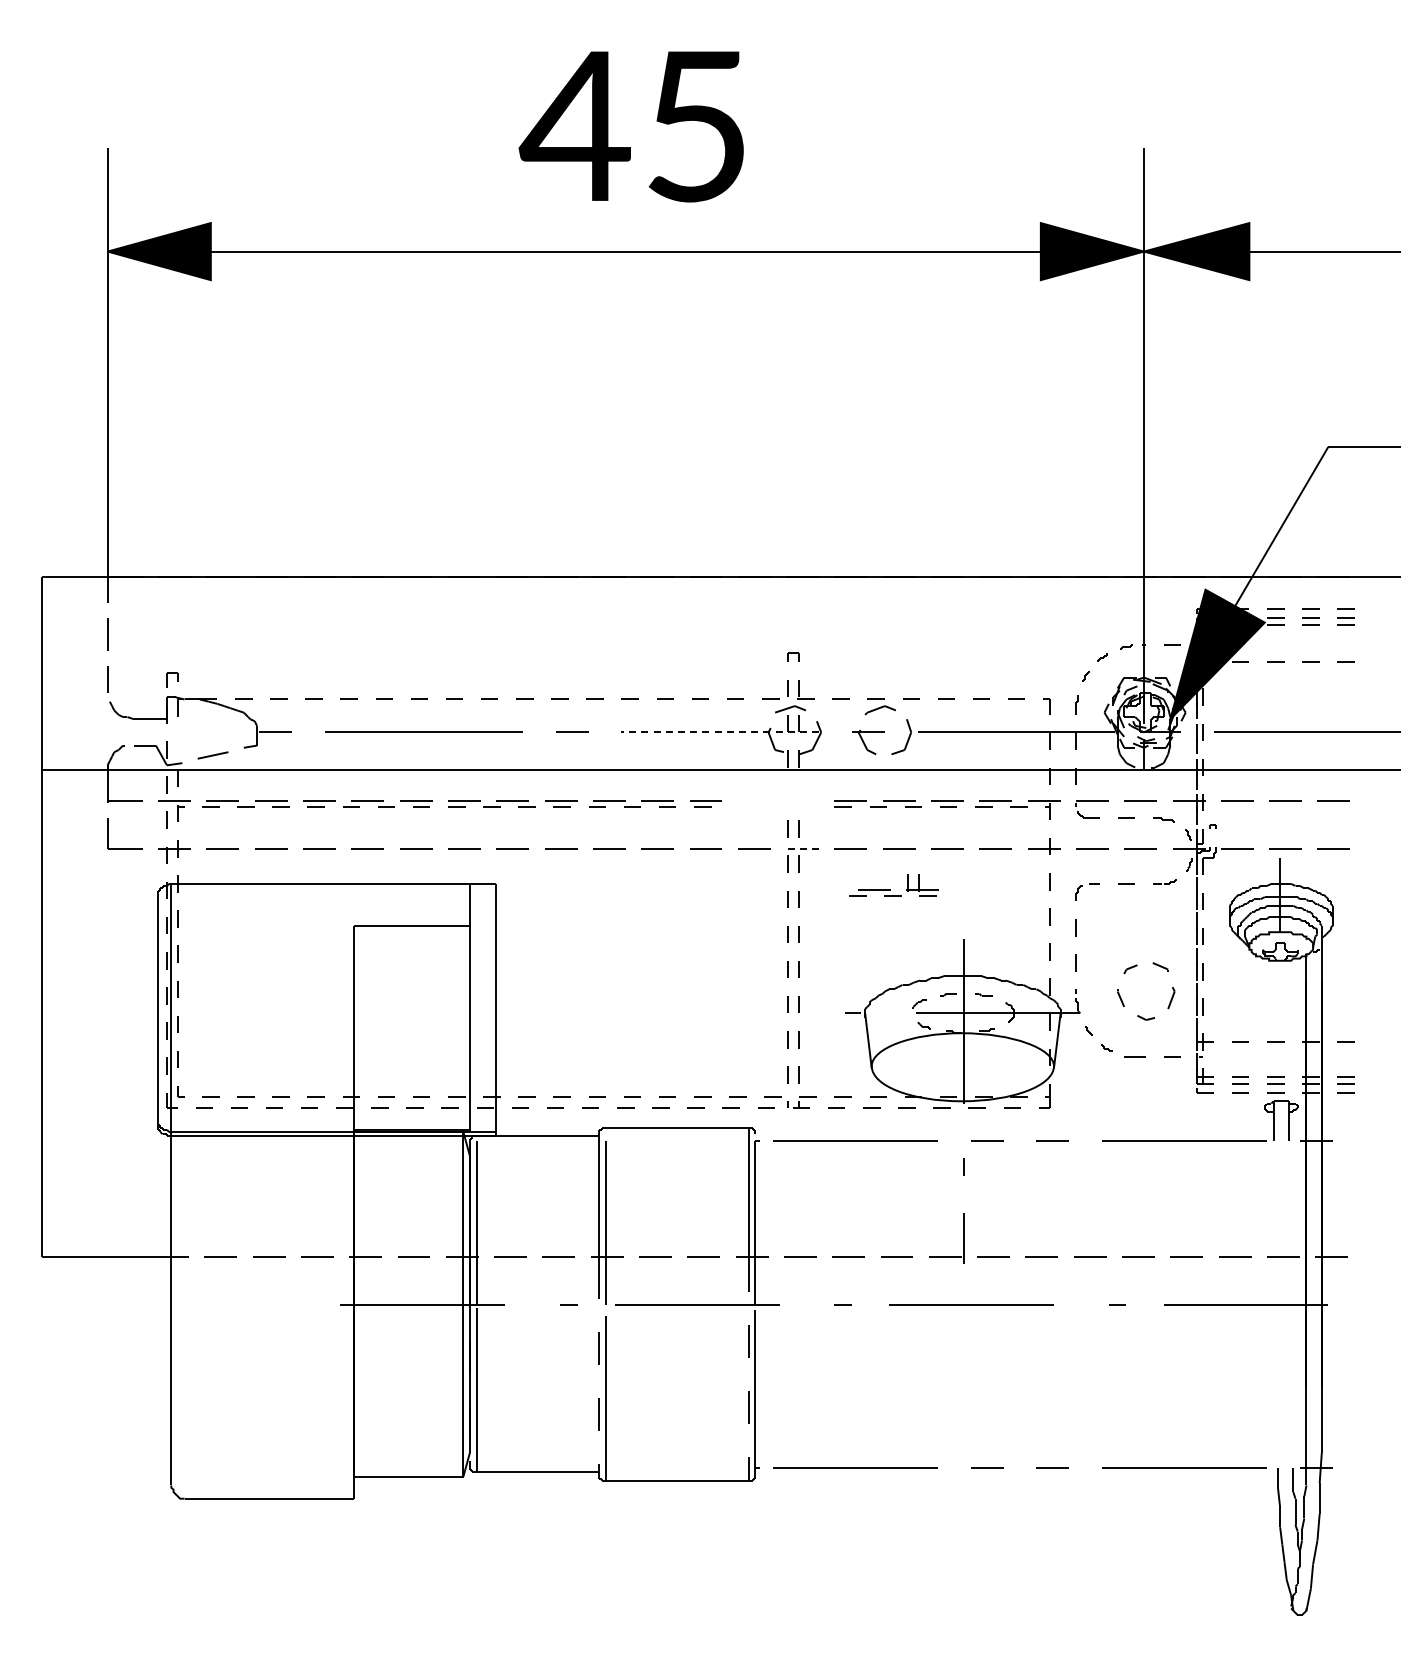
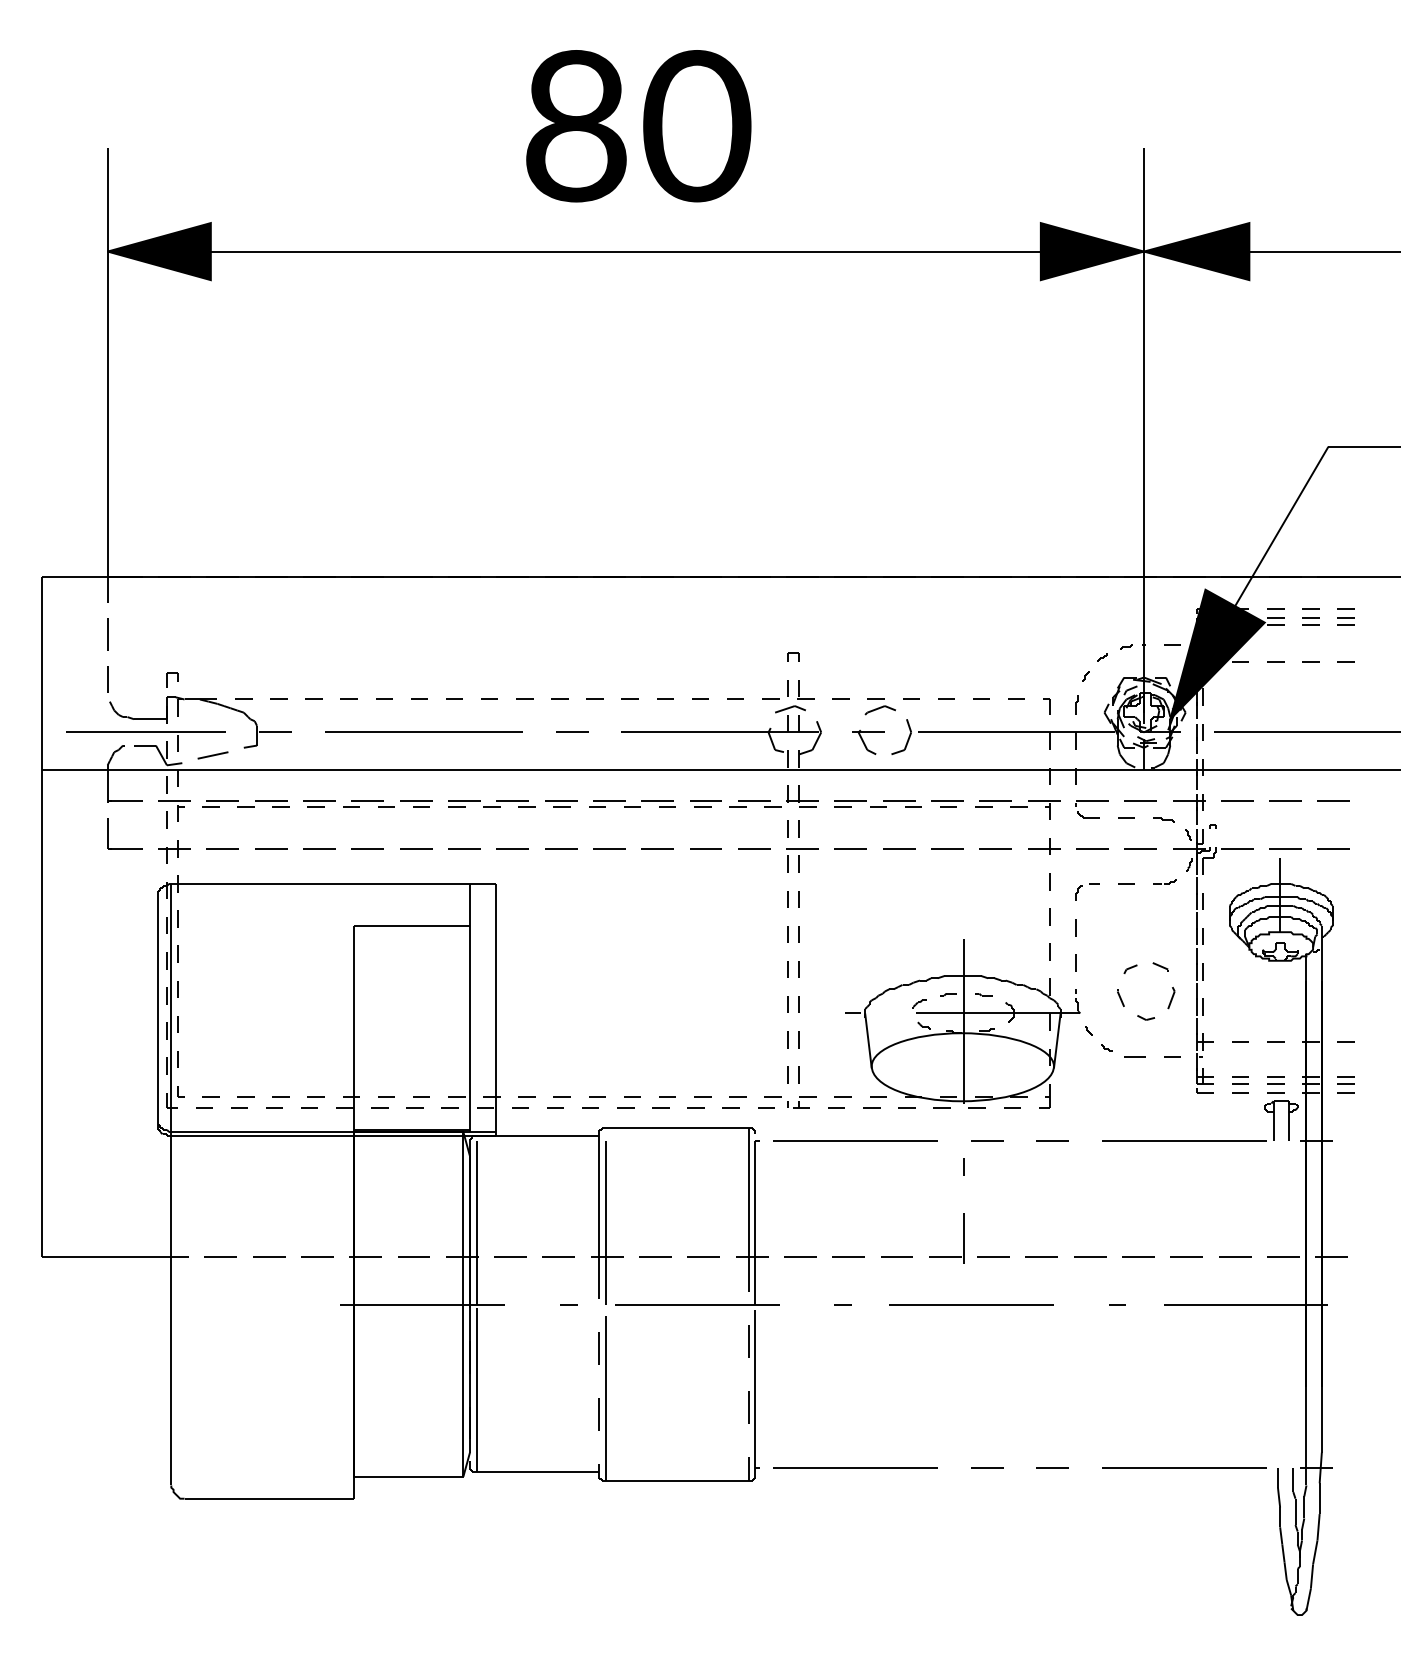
text: 45 -> 80 (634, 126)
part: none -> present (145, 732)
line: dashed -> solid (720, 732)
line: dashed -> solid (802, 848)
part position: (893, 885) -> (773, 796) (773, 796)
